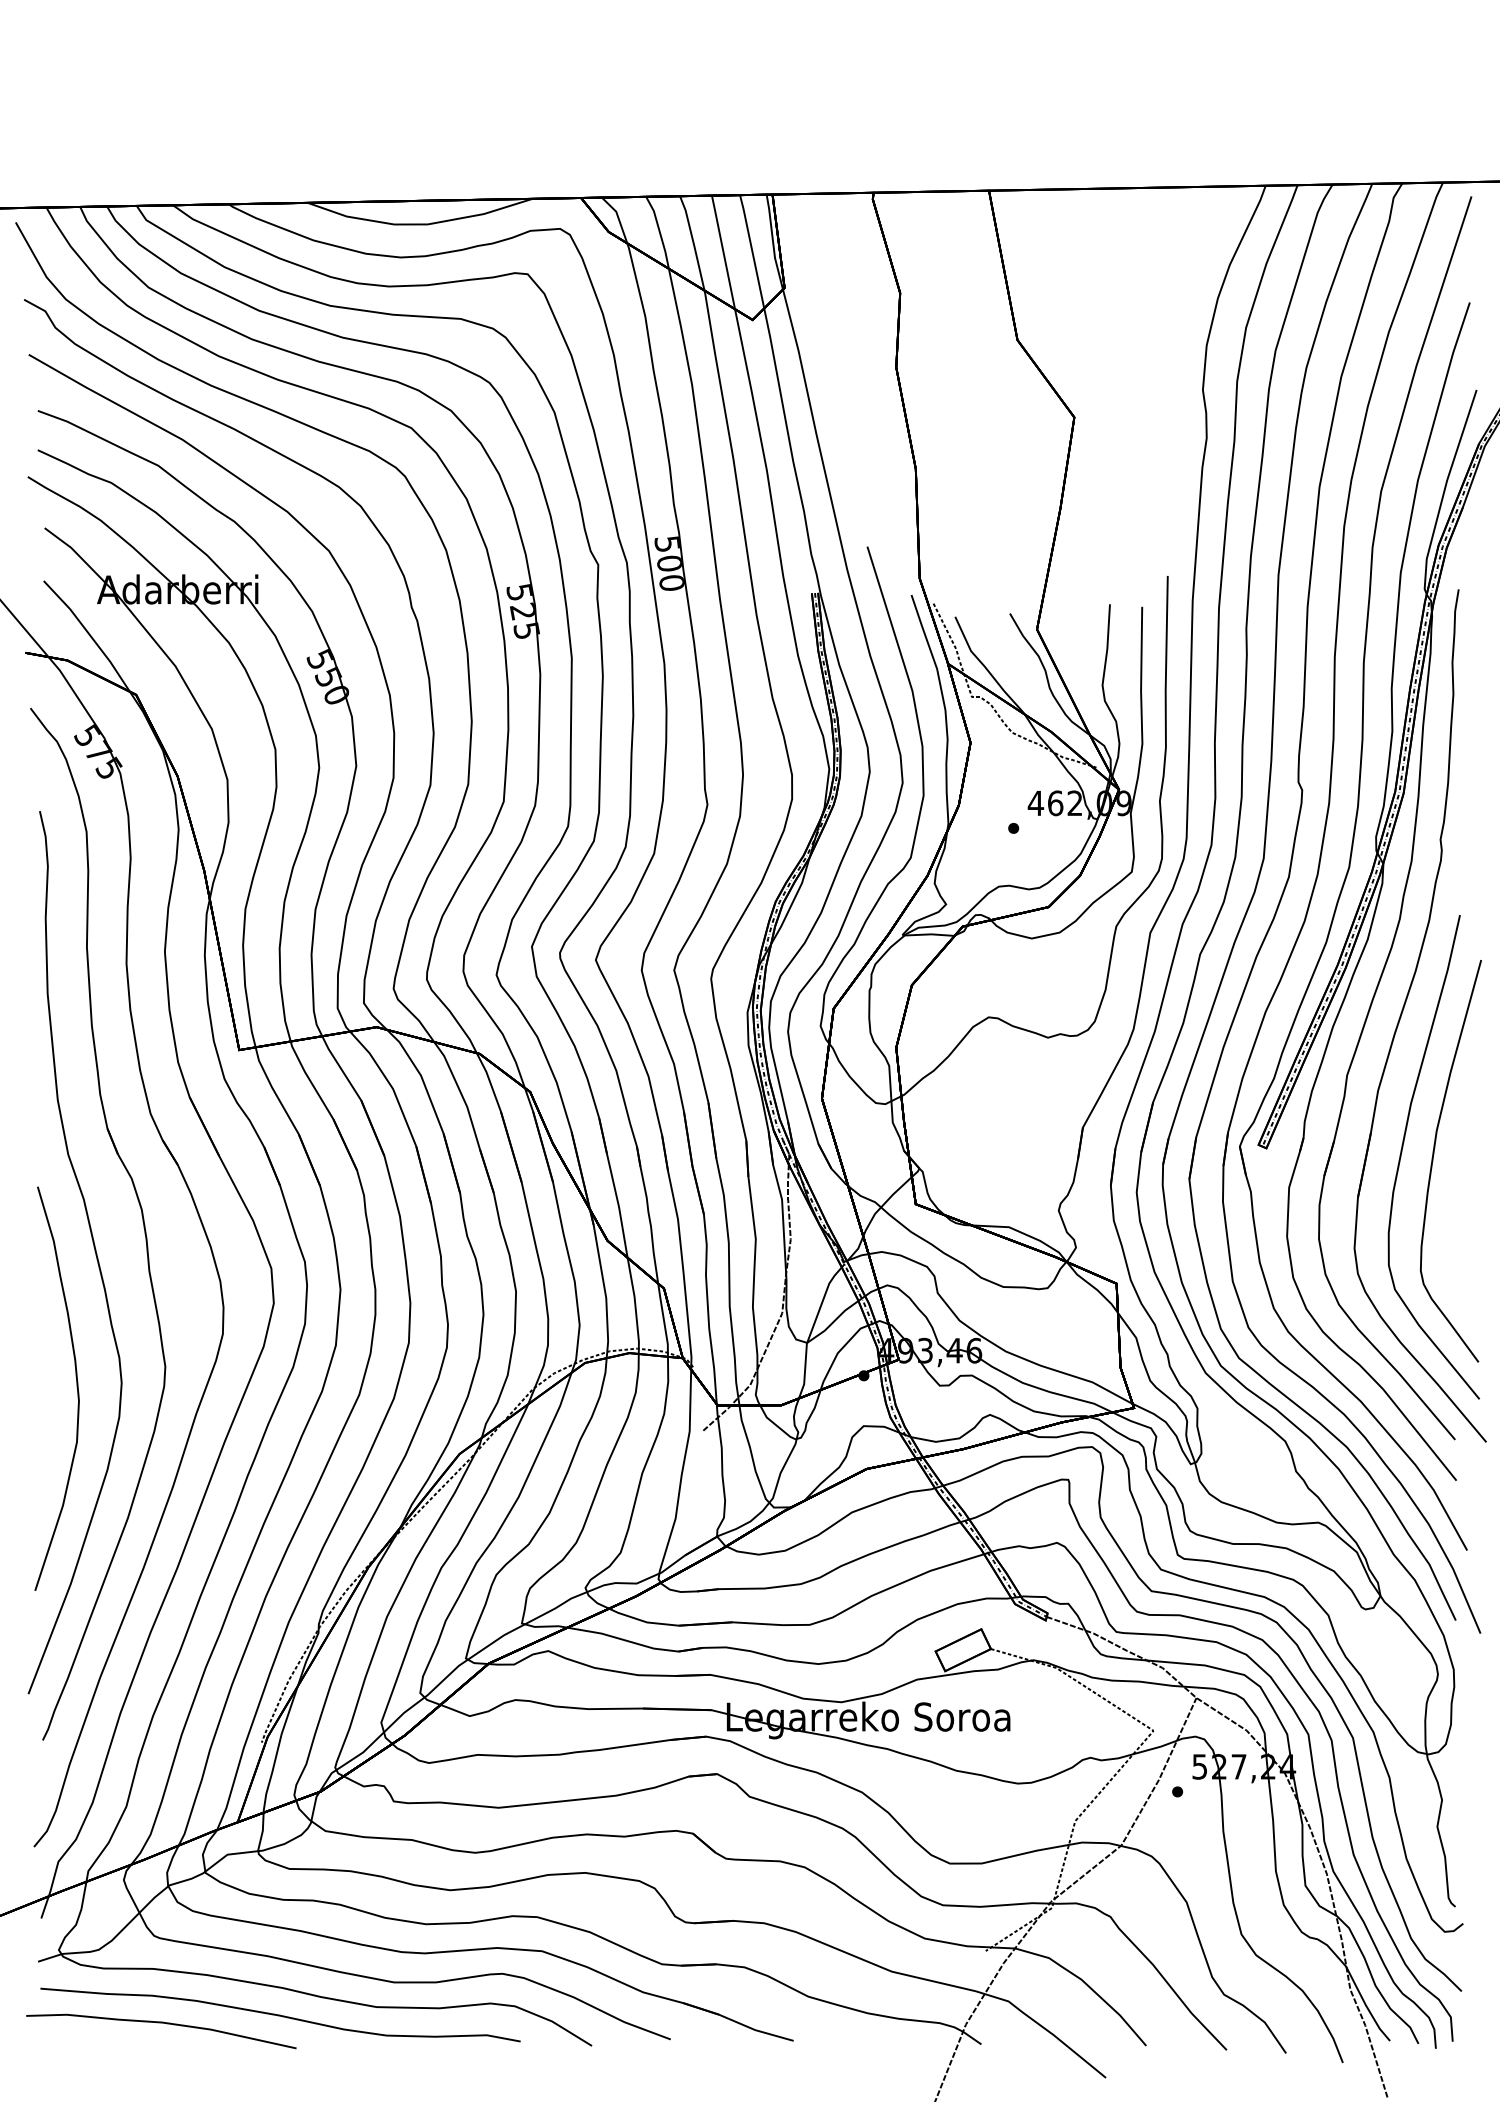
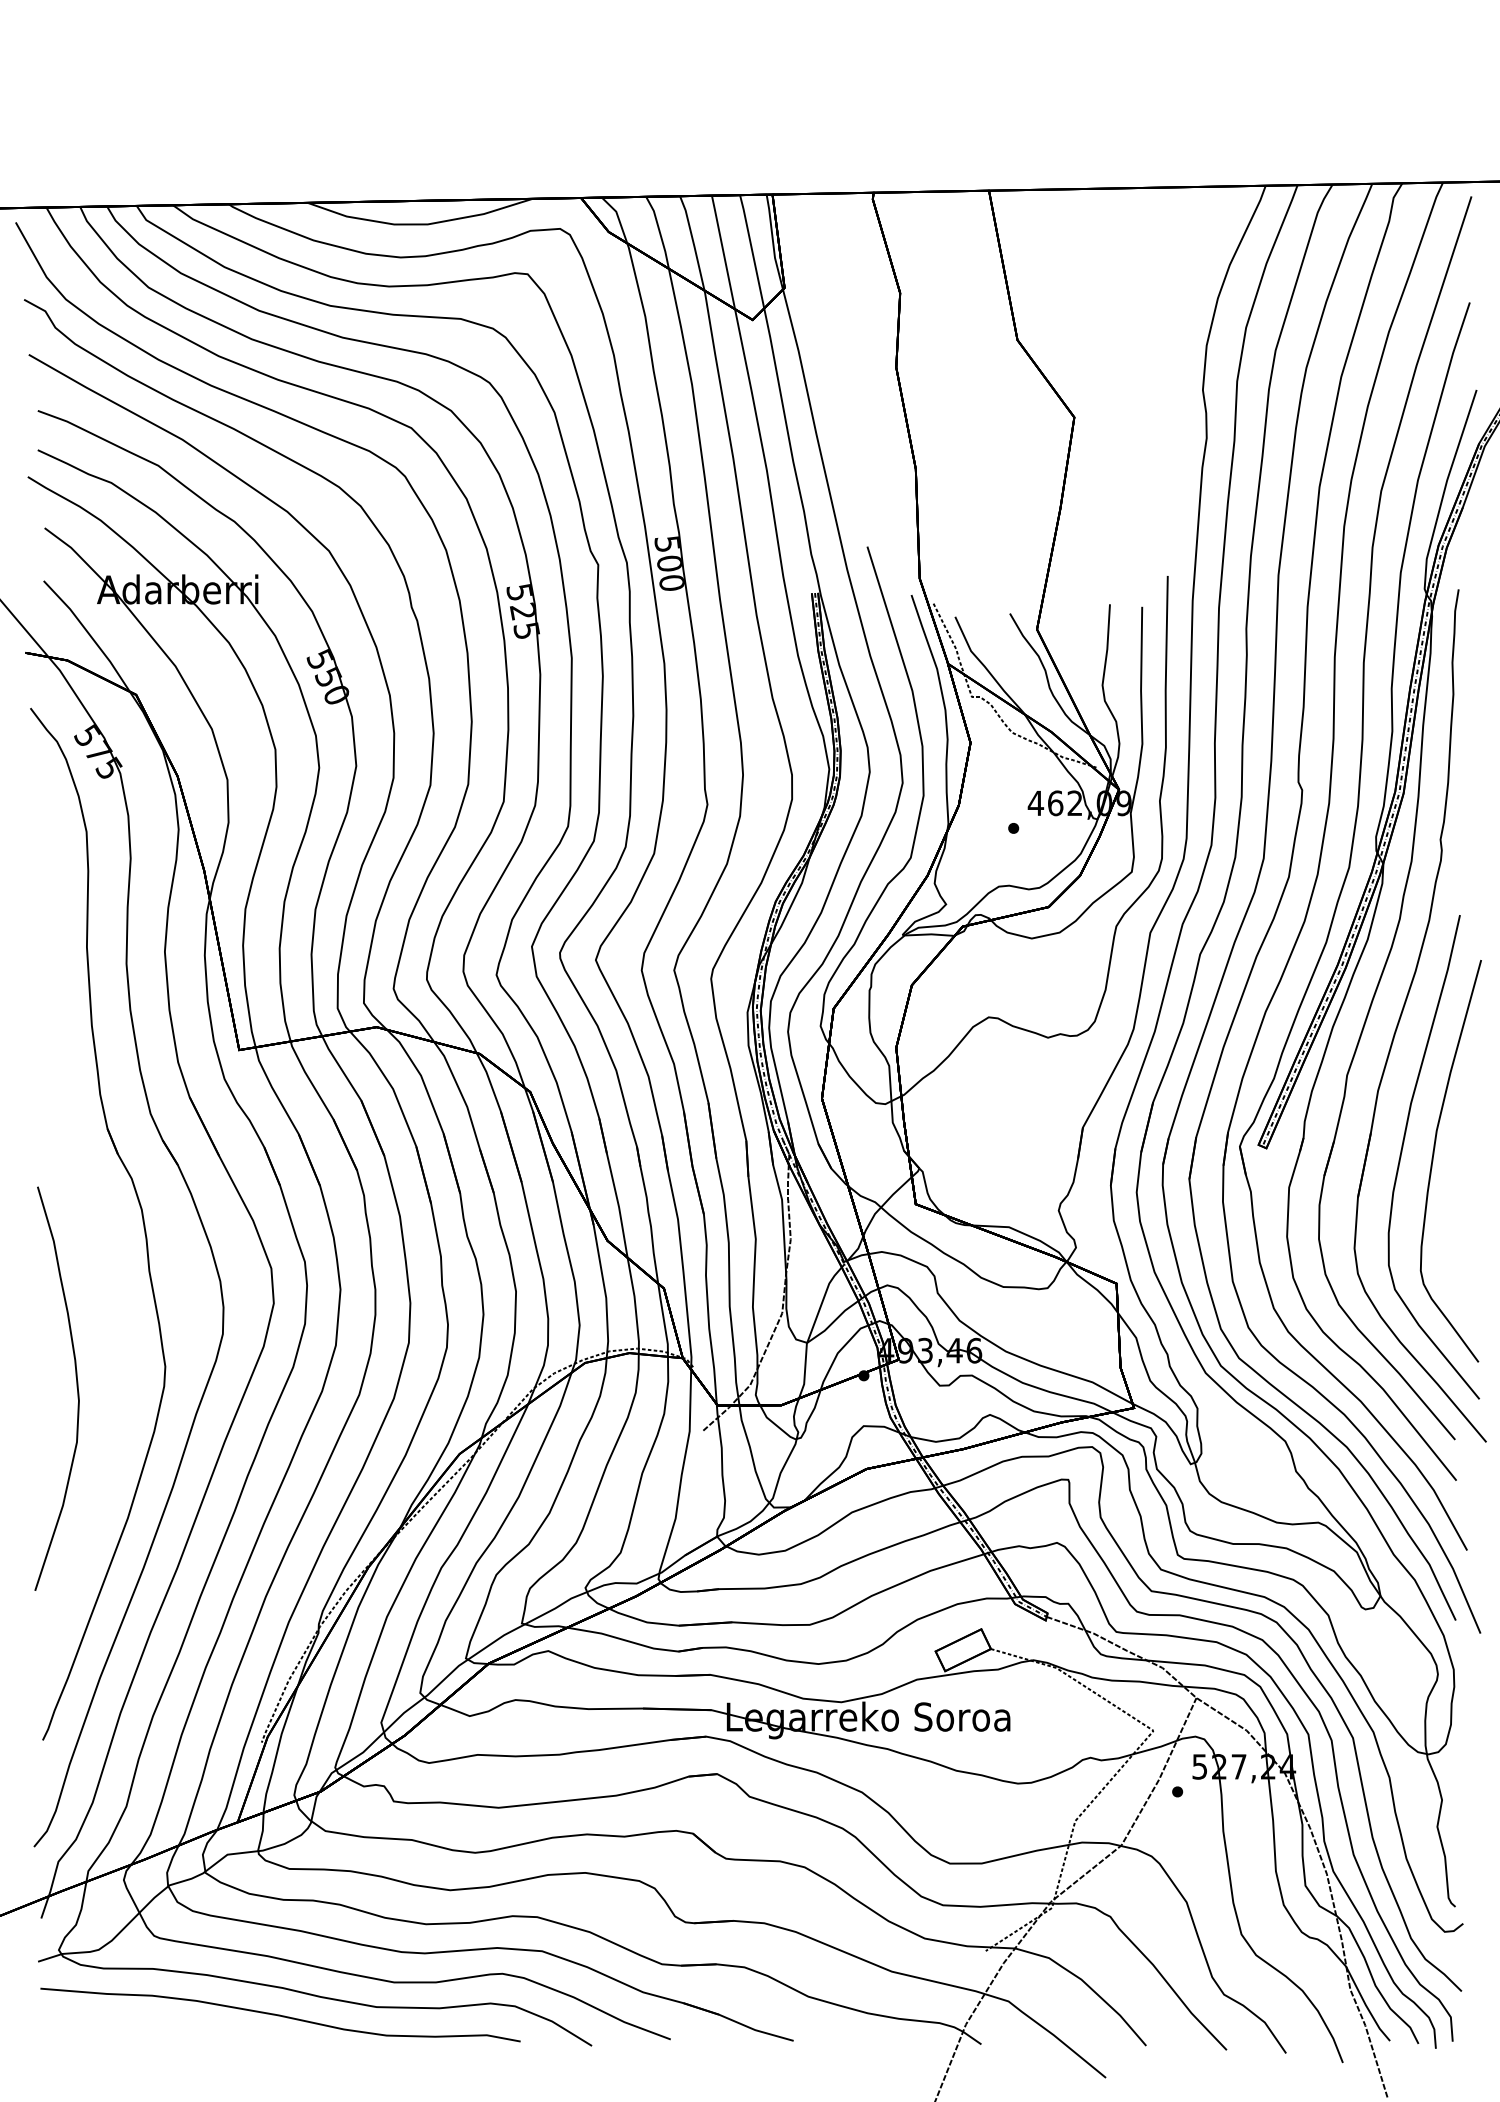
curve: present -> none (93, 1247)
curve: present -> none (161, 2023)
